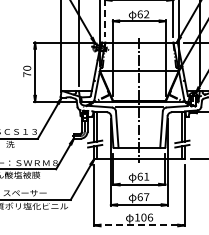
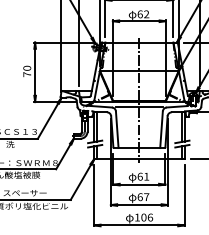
line: dashed -> solid (105, 18)
line: dashed -> solid (139, 225)
